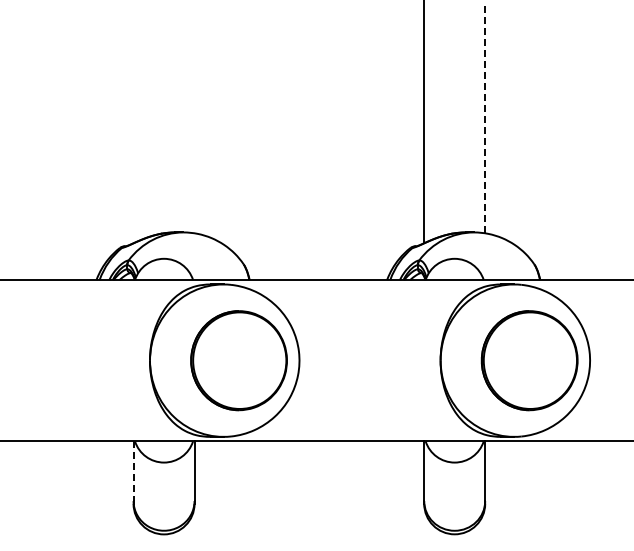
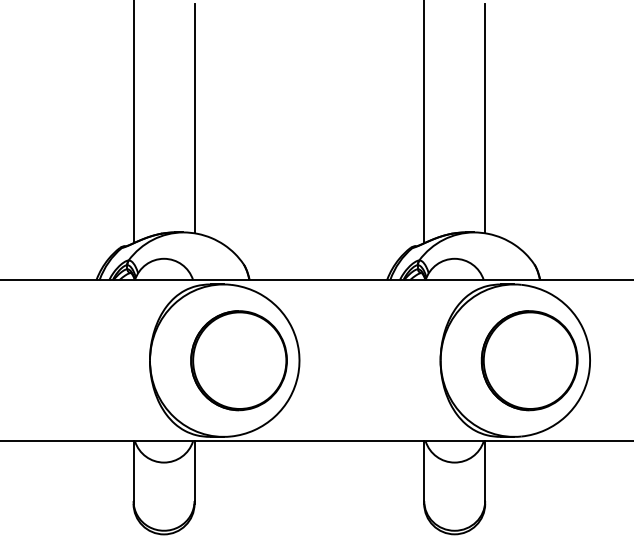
line: none -> present (194, 118)
line: dashed -> solid (485, 118)
line: none -> present (133, 122)
line: dashed -> solid (133, 471)
